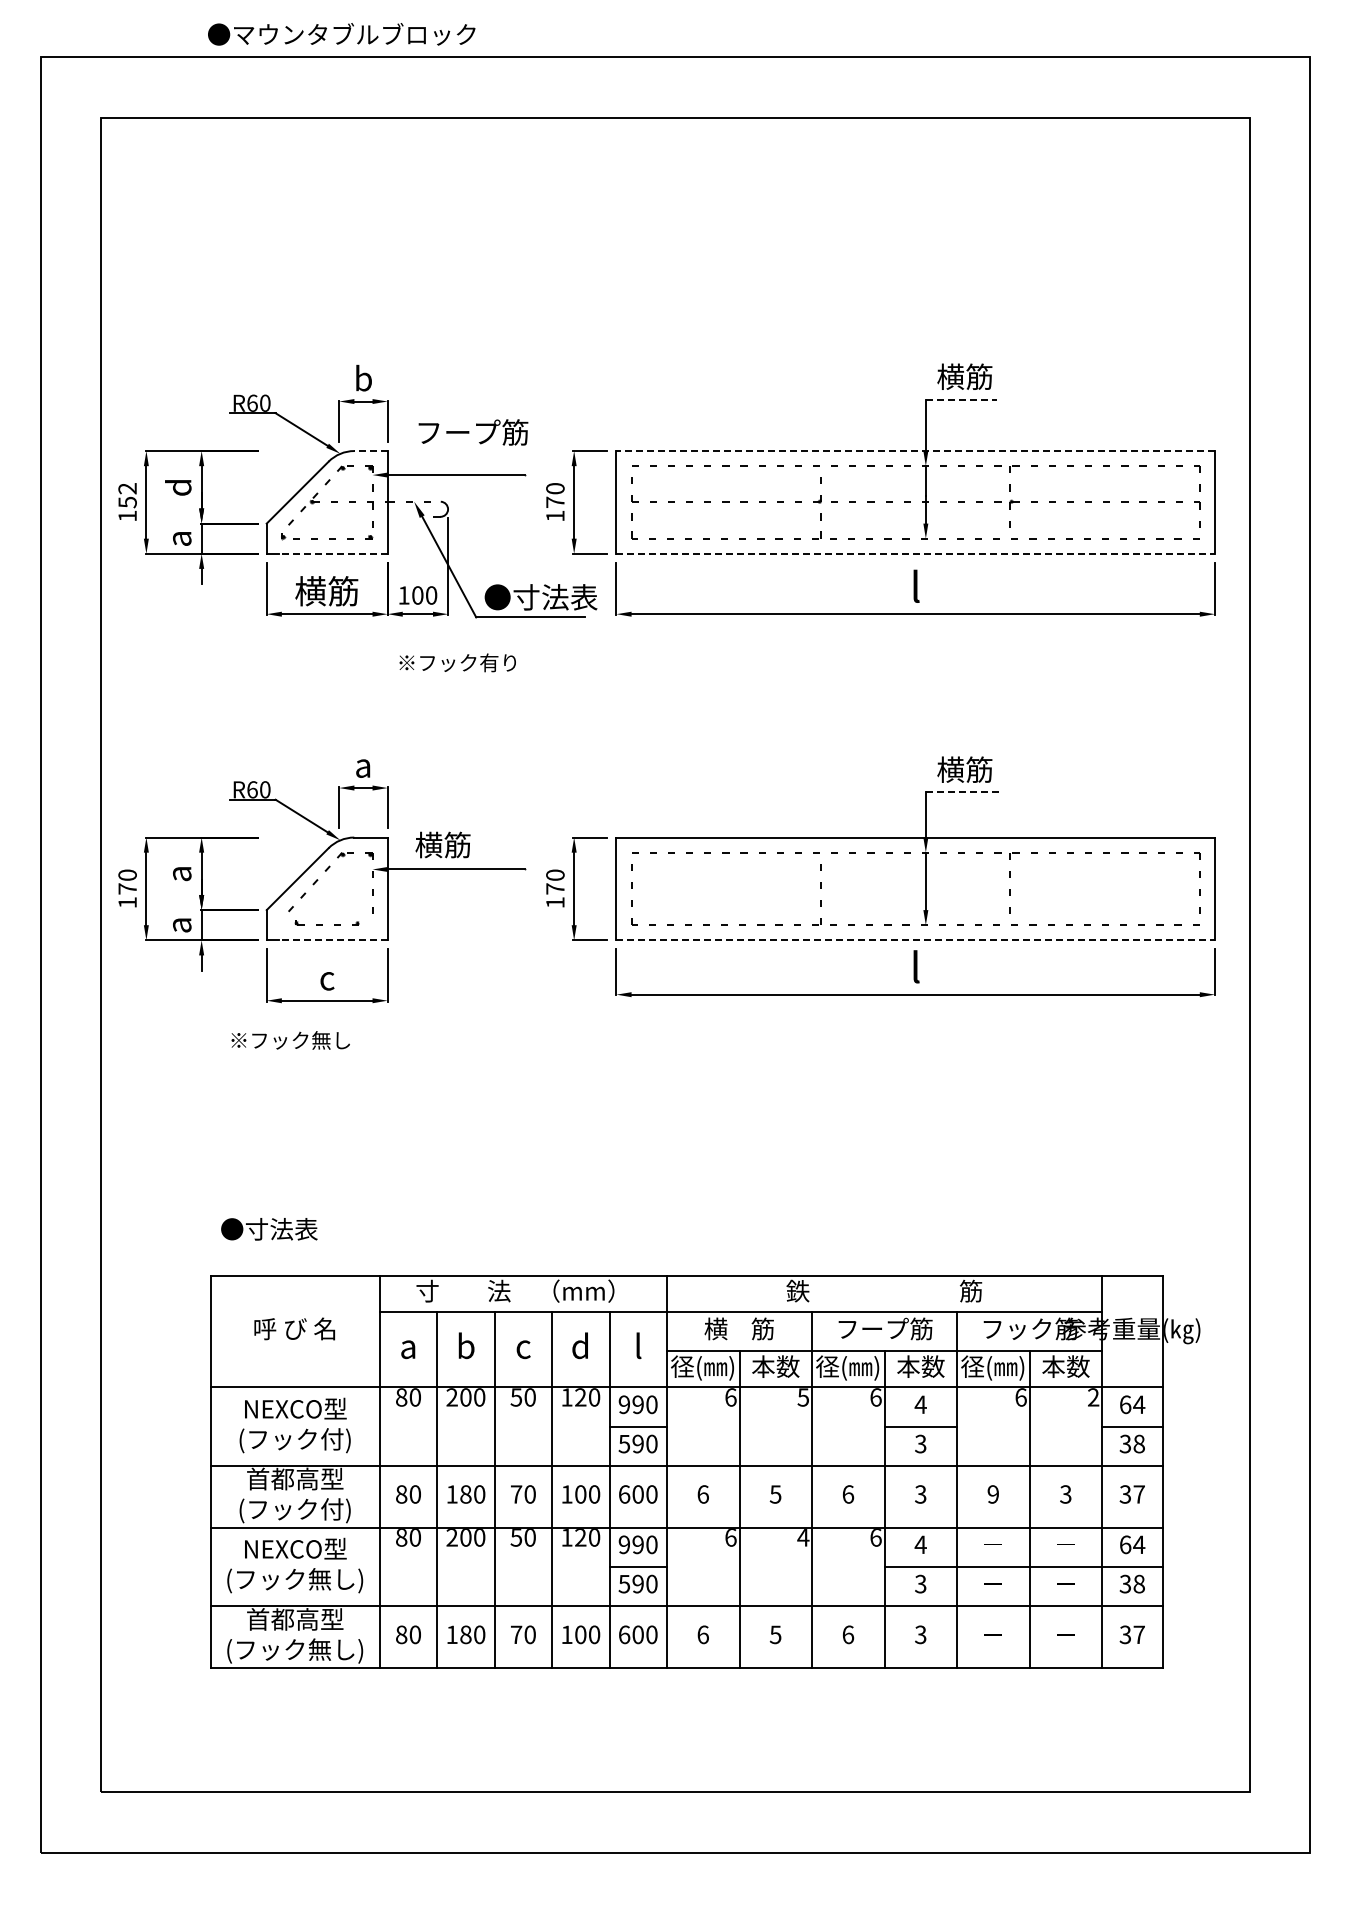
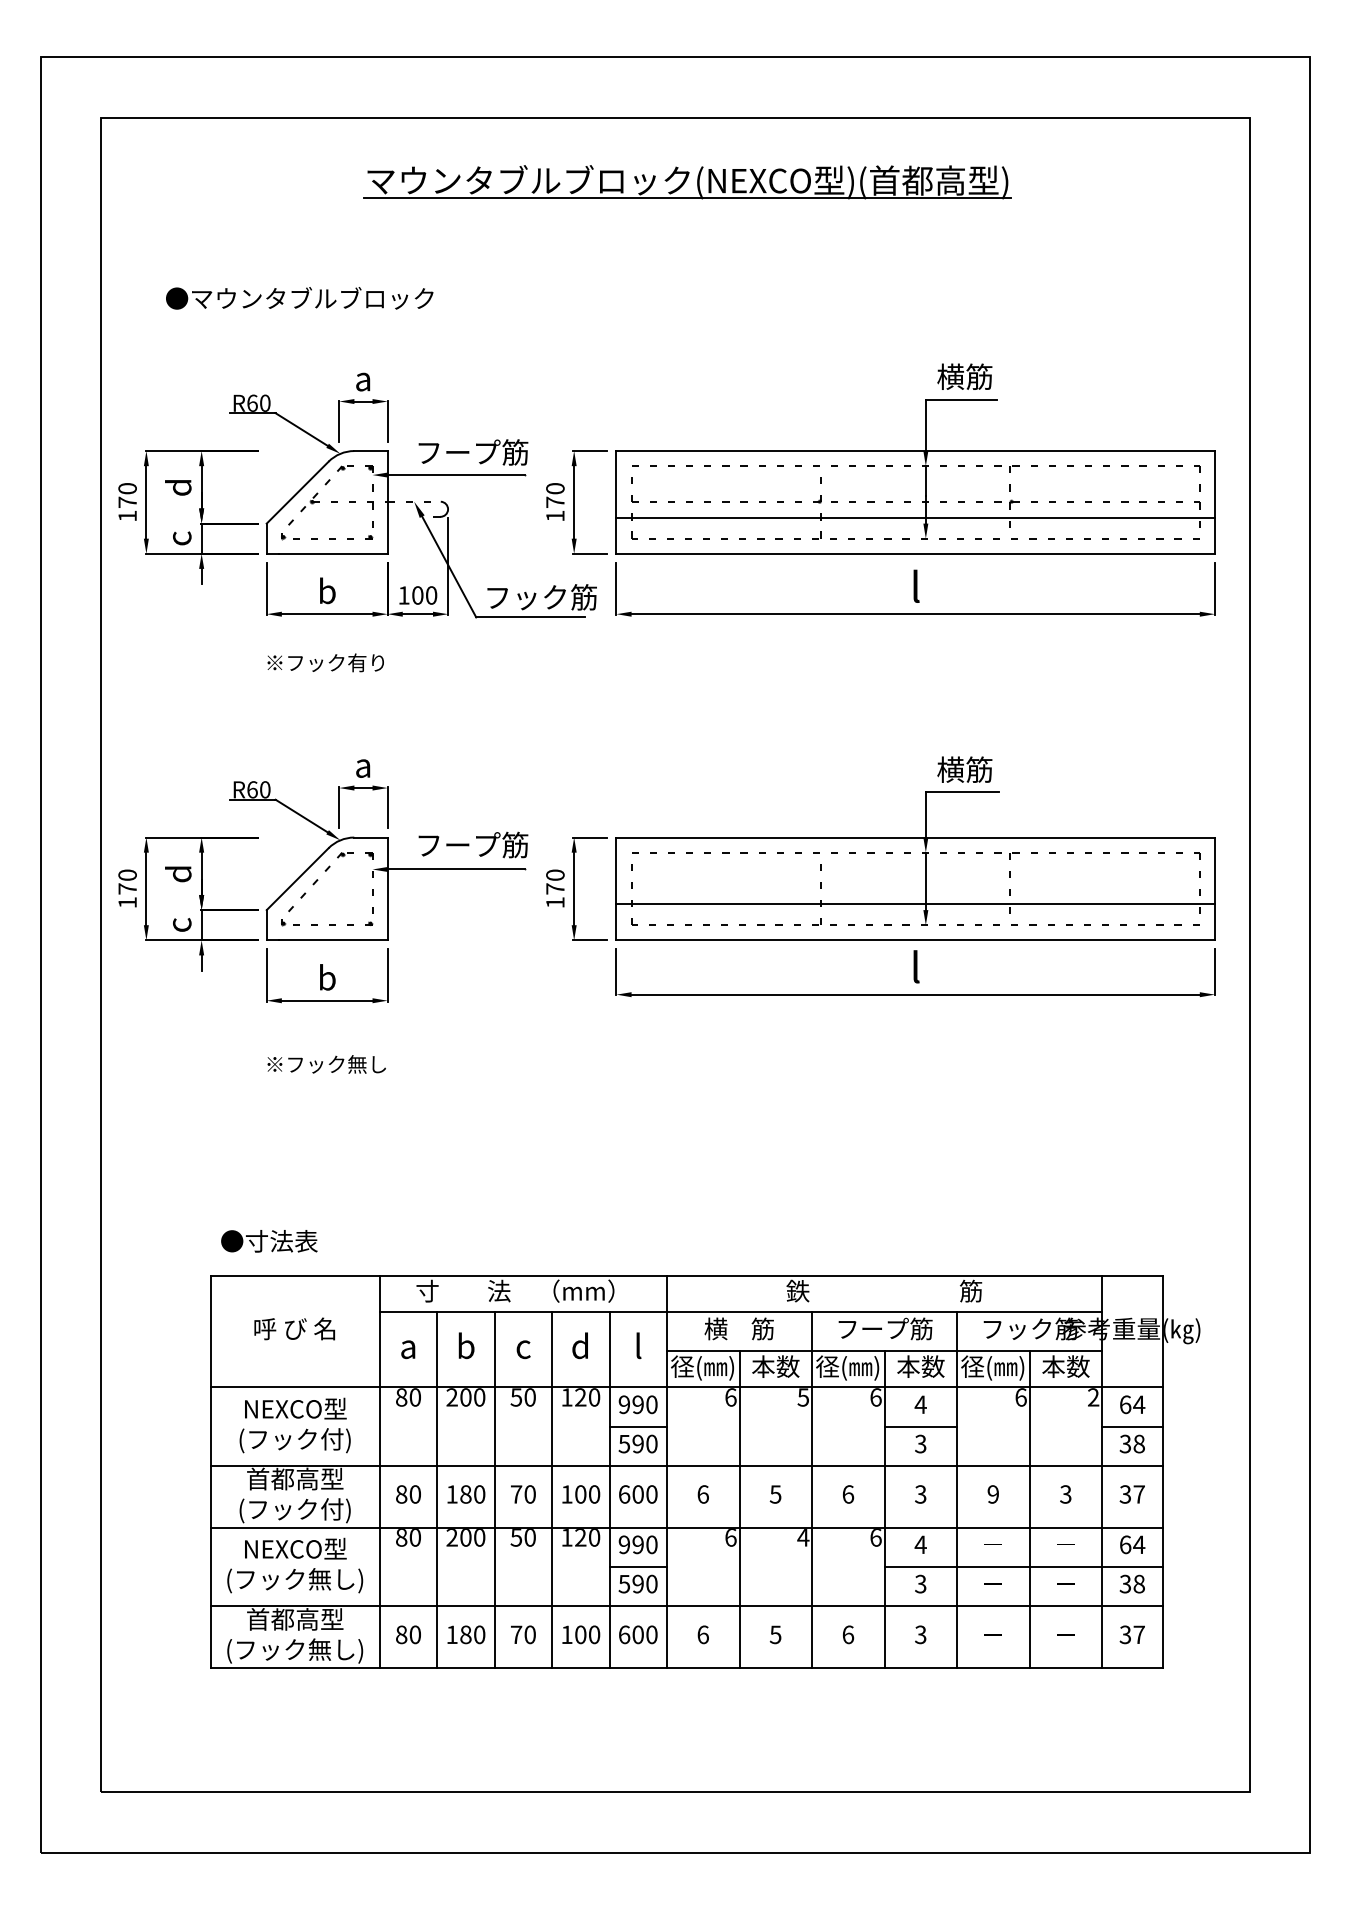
text position: (341, 34) -> (299, 298) (299, 298)
part: none -> present (687, 182)
text: b -> a (363, 377)
line: dashed -> solid (961, 399)
text position: (473, 432) -> (473, 452) (473, 452)
line: dashed -> solid (370, 451)
line: dashed -> solid (915, 451)
text: 152 -> 170 (127, 495)
line: none -> present (915, 517)
text: a -> c (182, 538)
line: dashed -> solid (332, 553)
line: dashed -> solid (916, 553)
text: 横筋 -> b (326, 591)
text: ●寸法表 -> フック筋 (540, 597)
text position: (457, 662) -> (325, 662) (325, 662)
line: dashed -> solid (962, 792)
text: 横筋 -> フープ筋 (471, 844)
text: a -> d (178, 874)
line: none -> present (915, 904)
part size: 66x6 px -> 93x8 px (327, 922)
text: a -> c (182, 925)
line: dashed -> solid (332, 940)
line: dashed -> solid (916, 940)
text: c -> b (327, 977)
text position: (290, 1040) -> (326, 1064) (326, 1064)
text position: (269, 1229) -> (269, 1241) (269, 1241)
